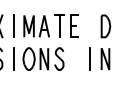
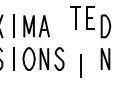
part position: (66, 25) -> (82, 17) (82, 17)
line position: (89, 58) -> (80, 65) (80, 65)
